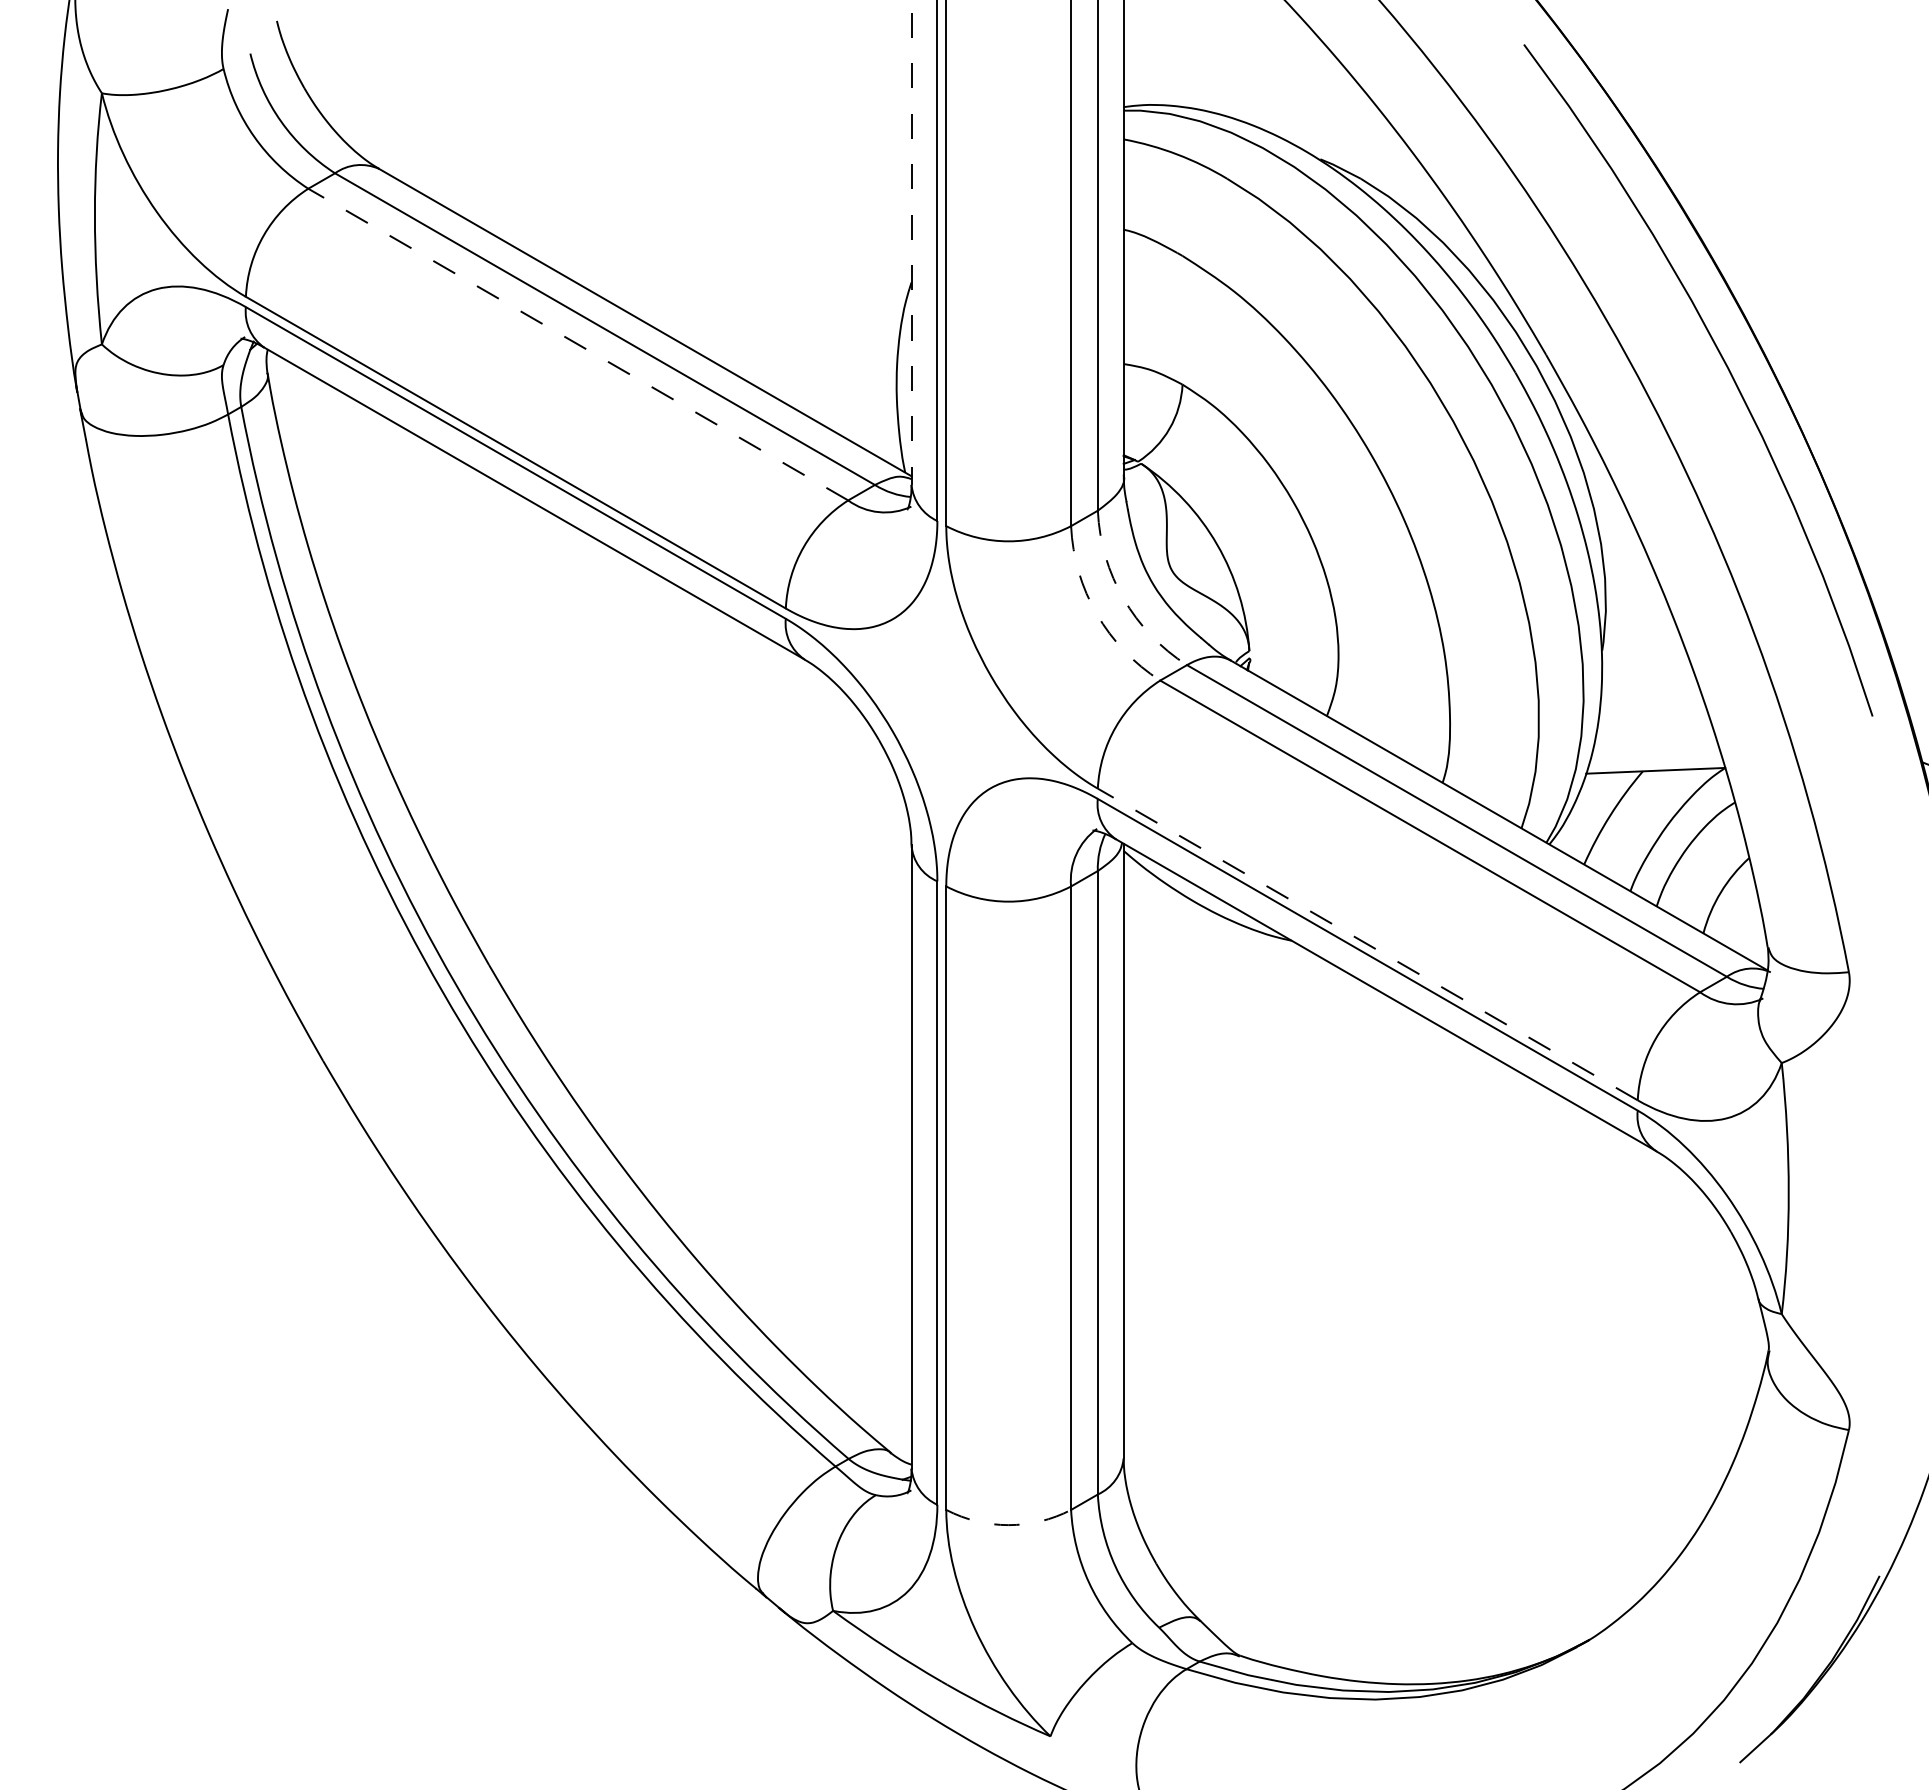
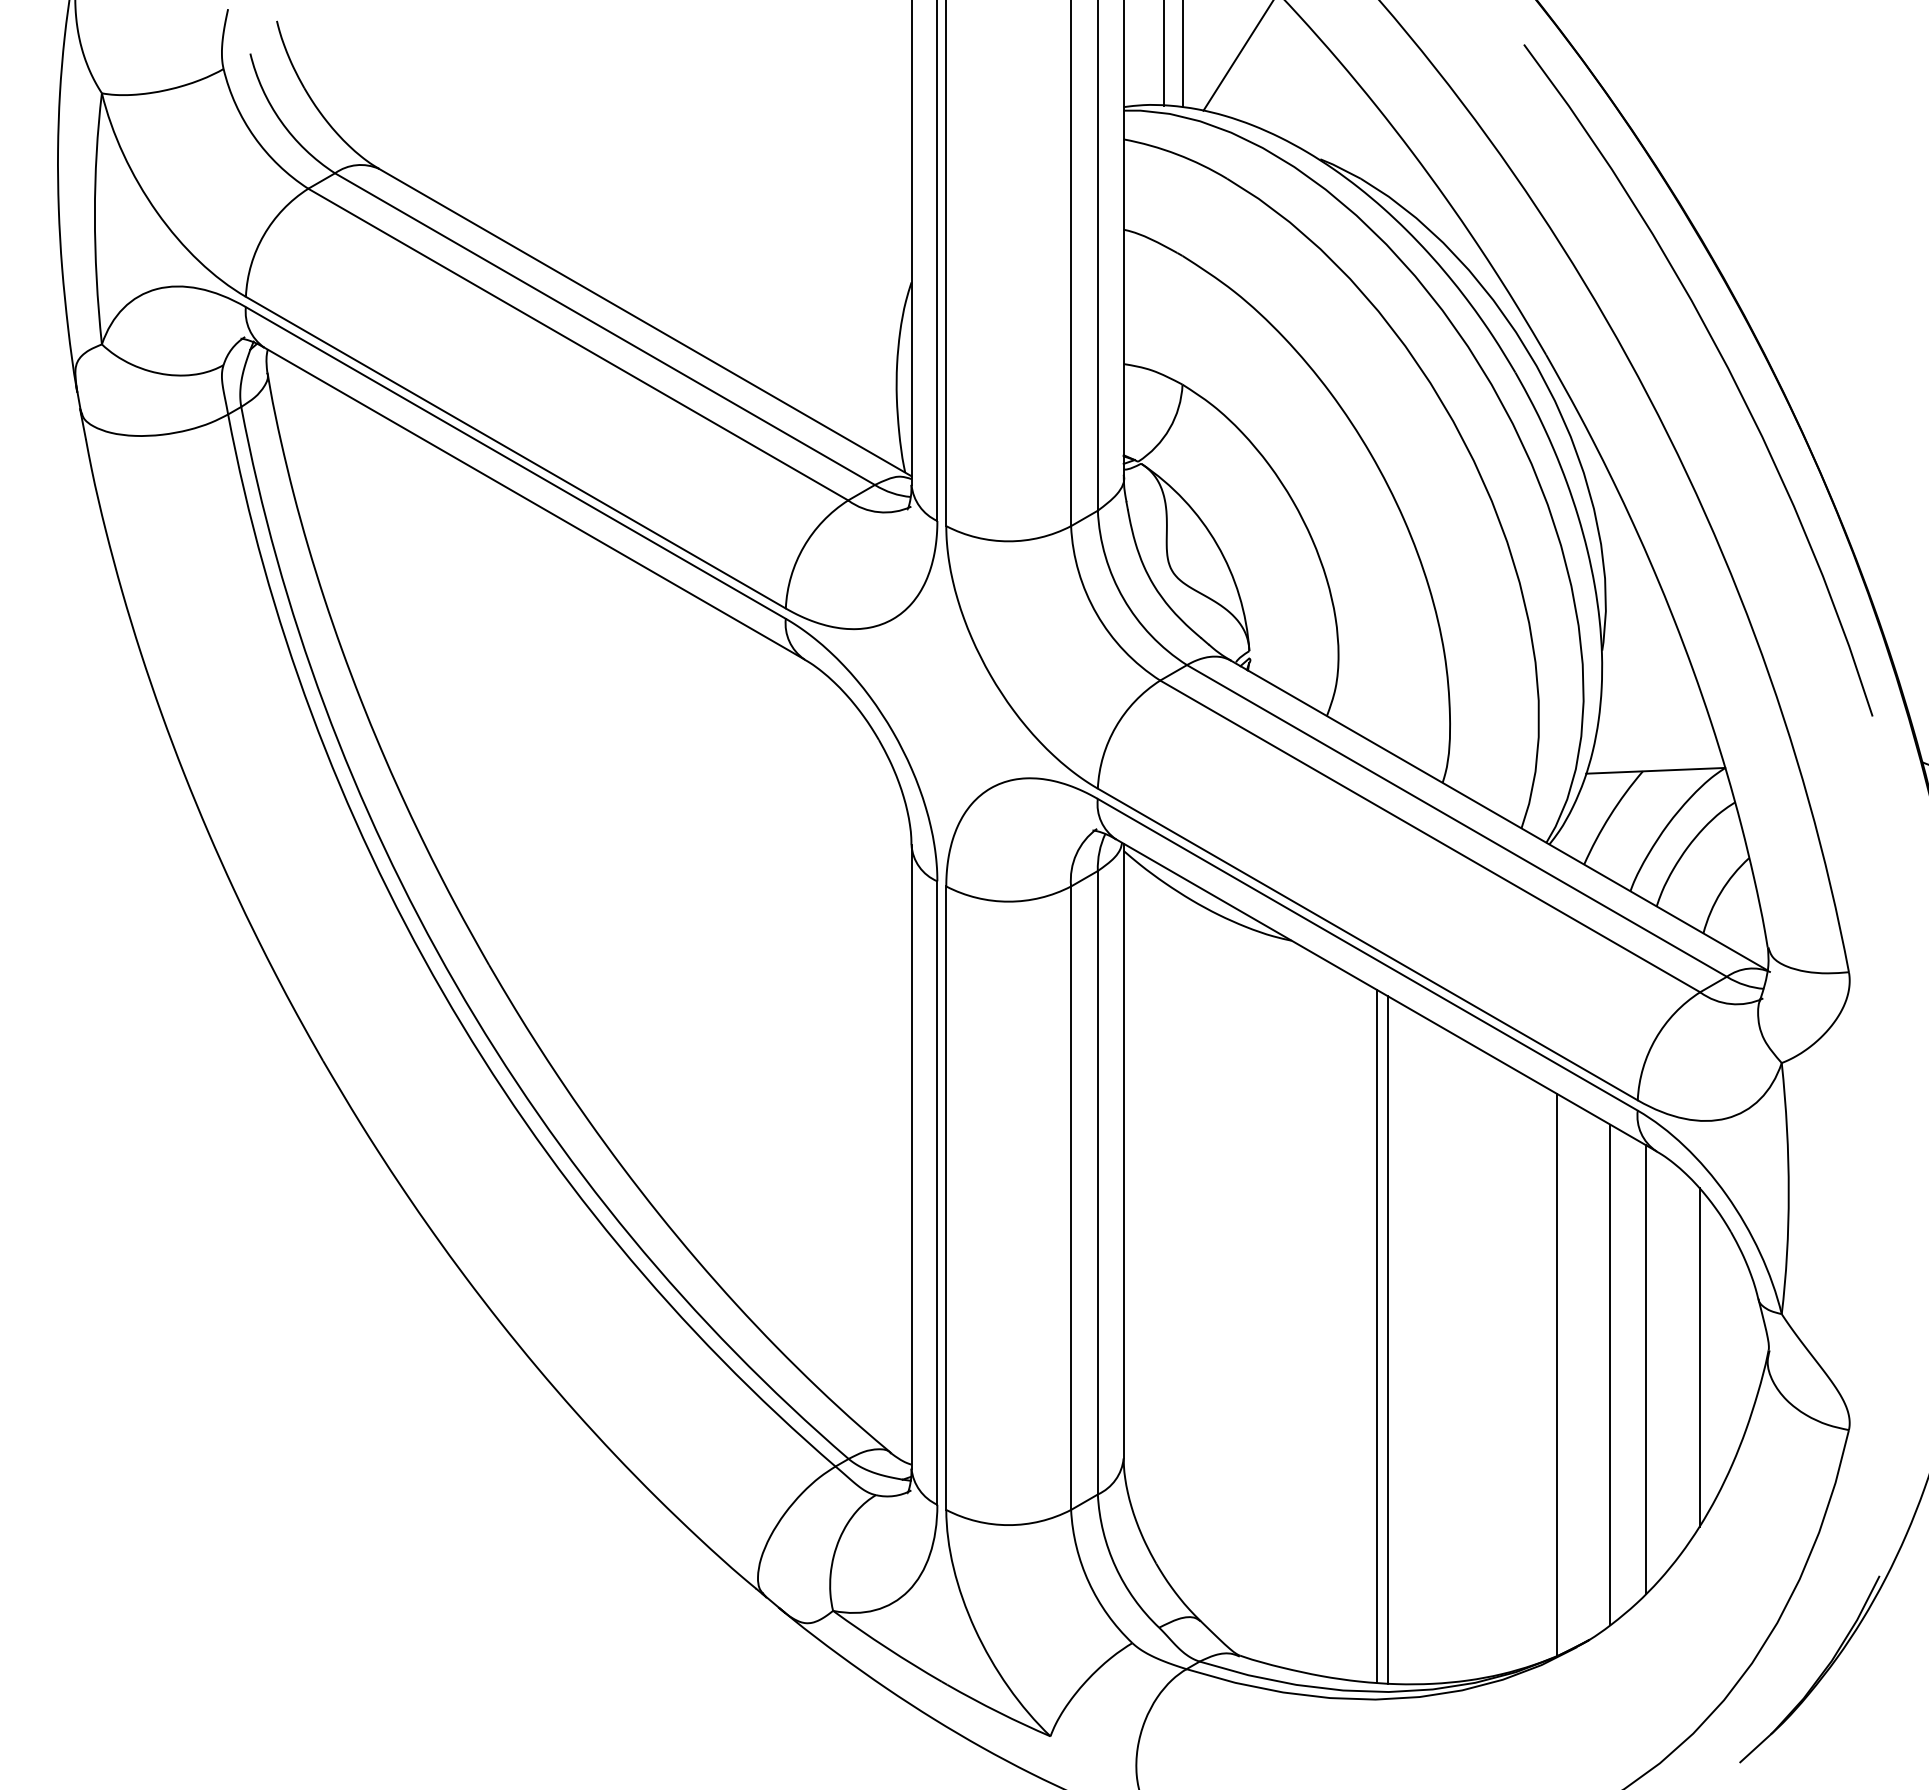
line: none -> present (1164, 53)
line: none -> present (1182, 54)
line: none -> present (1237, 56)
line: dashed -> solid (911, 243)
line: dashed -> solid (578, 344)
arc: dashed -> solid (1123, 598)
arc: dashed -> solid (1096, 614)
line: dashed -> solid (1367, 944)
line: none -> present (1376, 1335)
line: none -> present (1387, 1339)
line: none -> present (1699, 1357)
line: none -> present (1646, 1369)
line: none -> present (1556, 1374)
line: none -> present (1610, 1374)
arc: dashed -> solid (1008, 1525)
